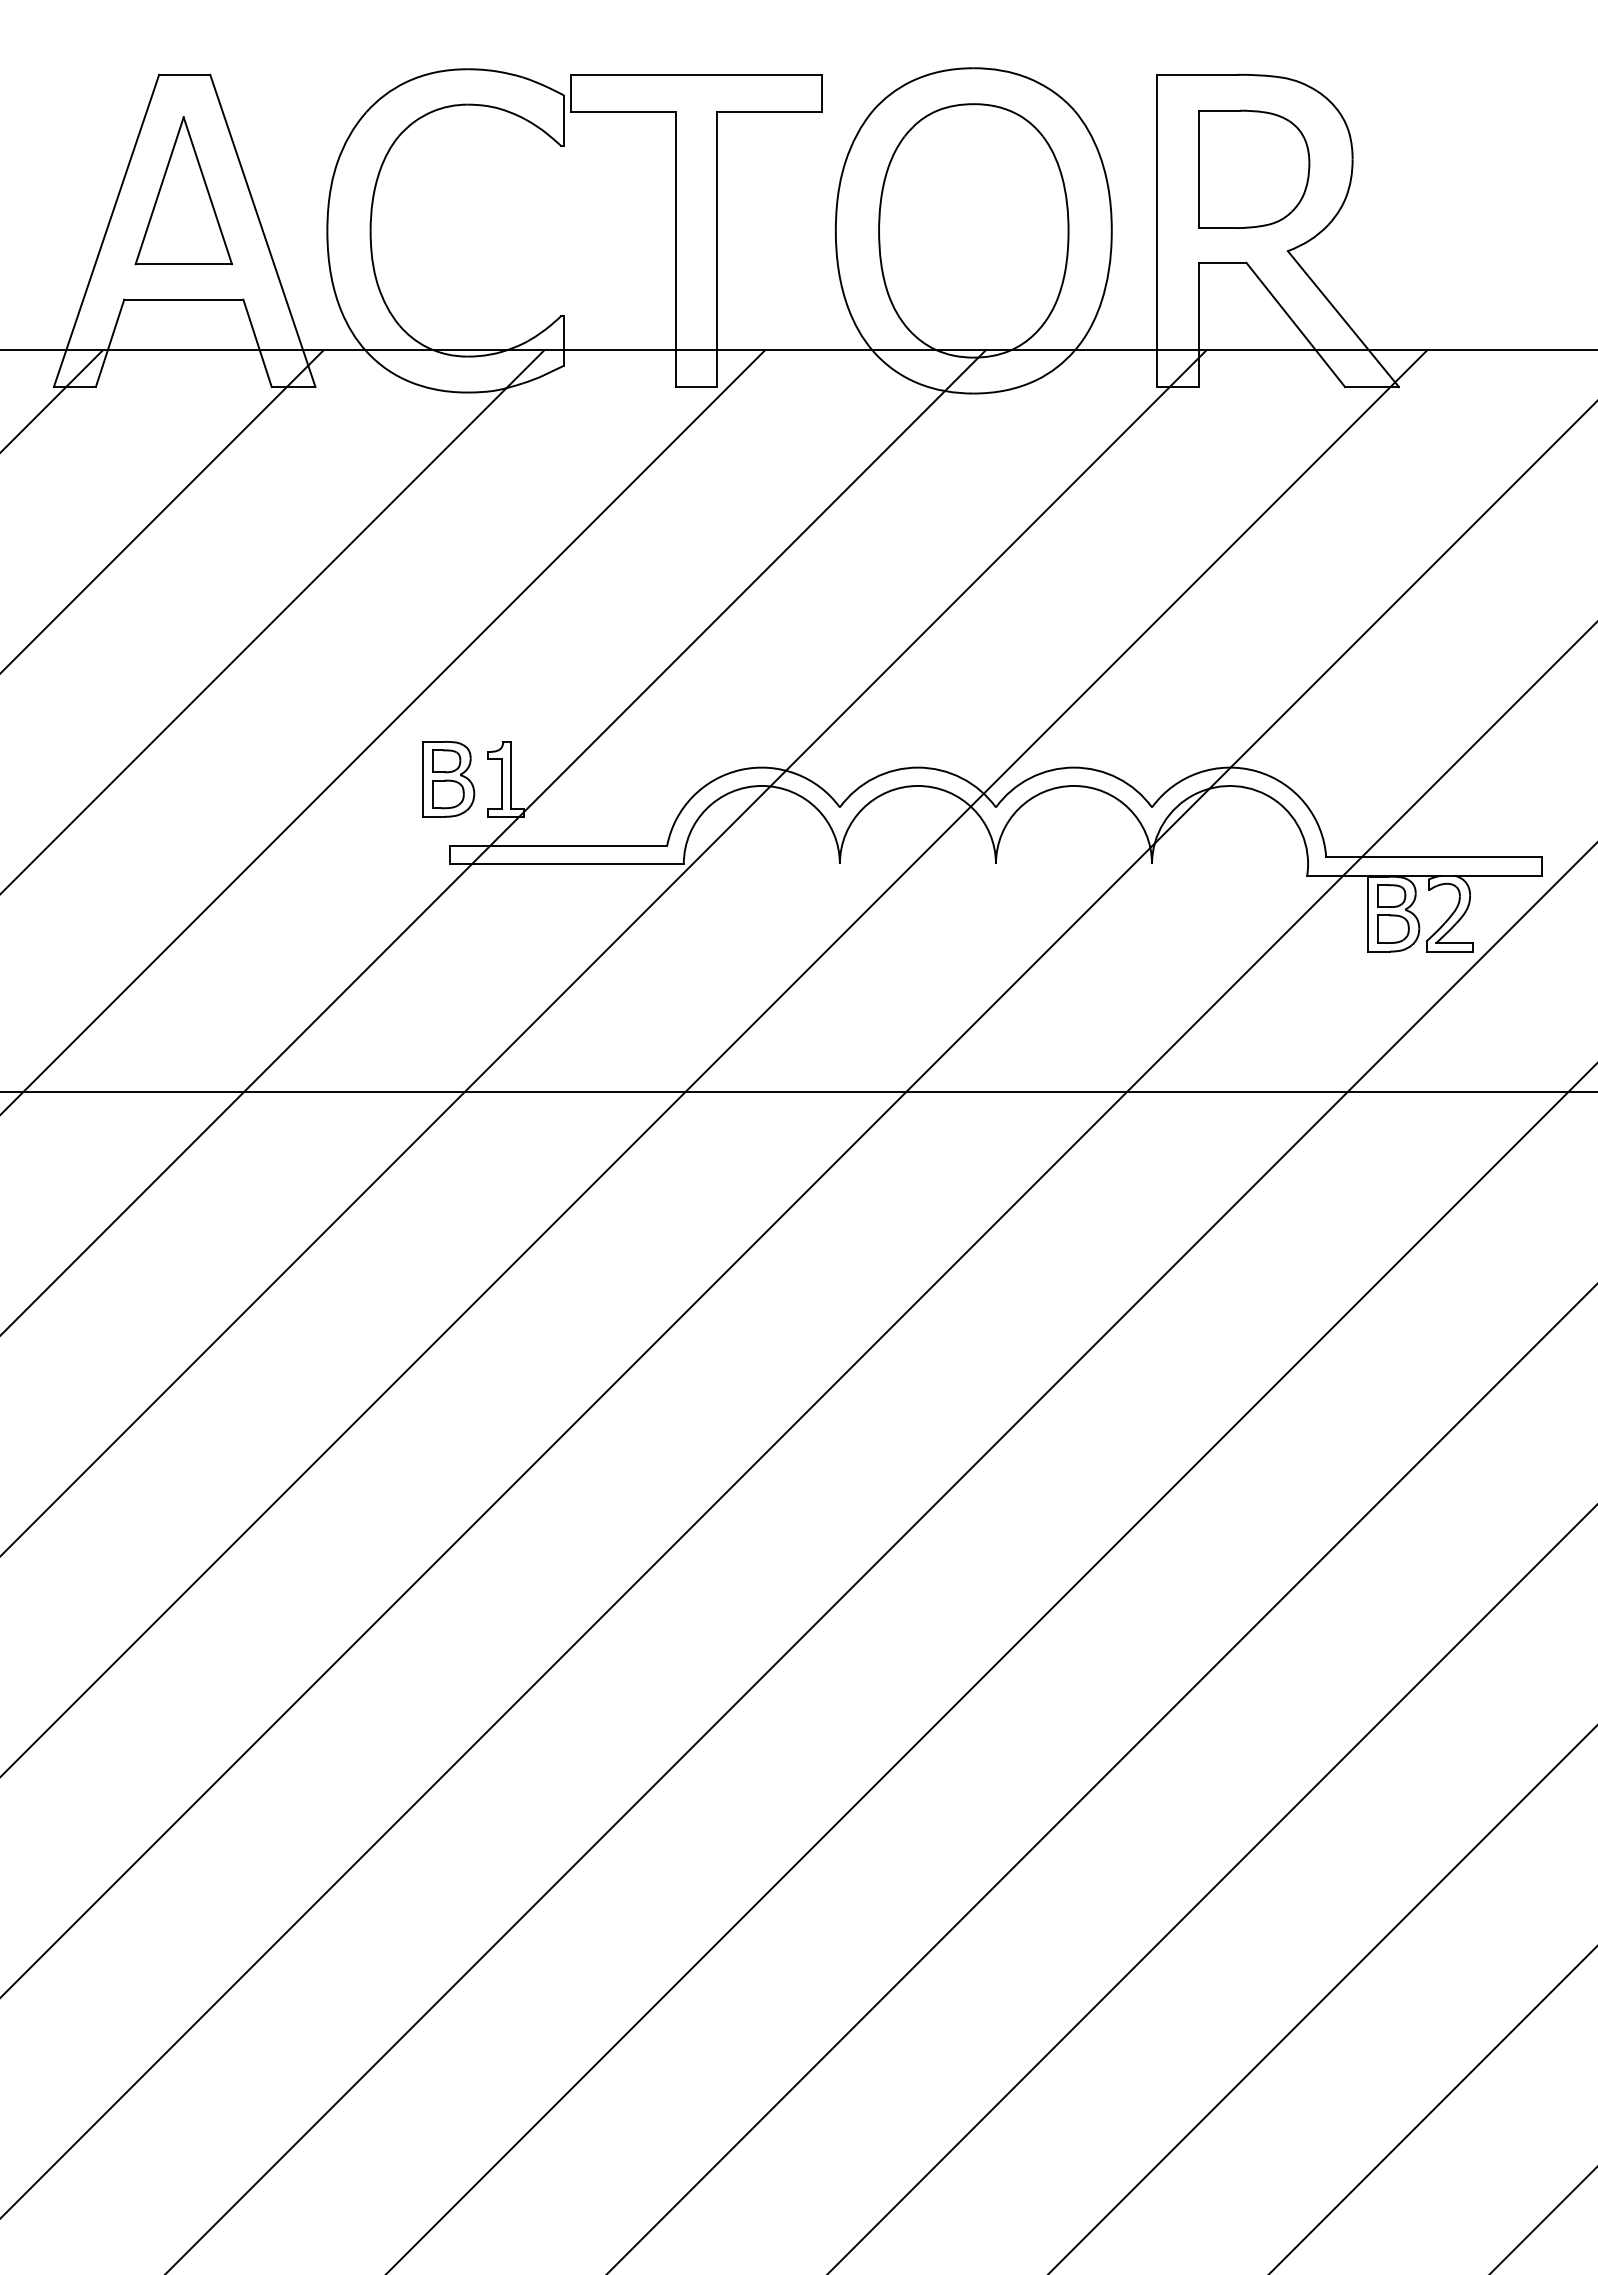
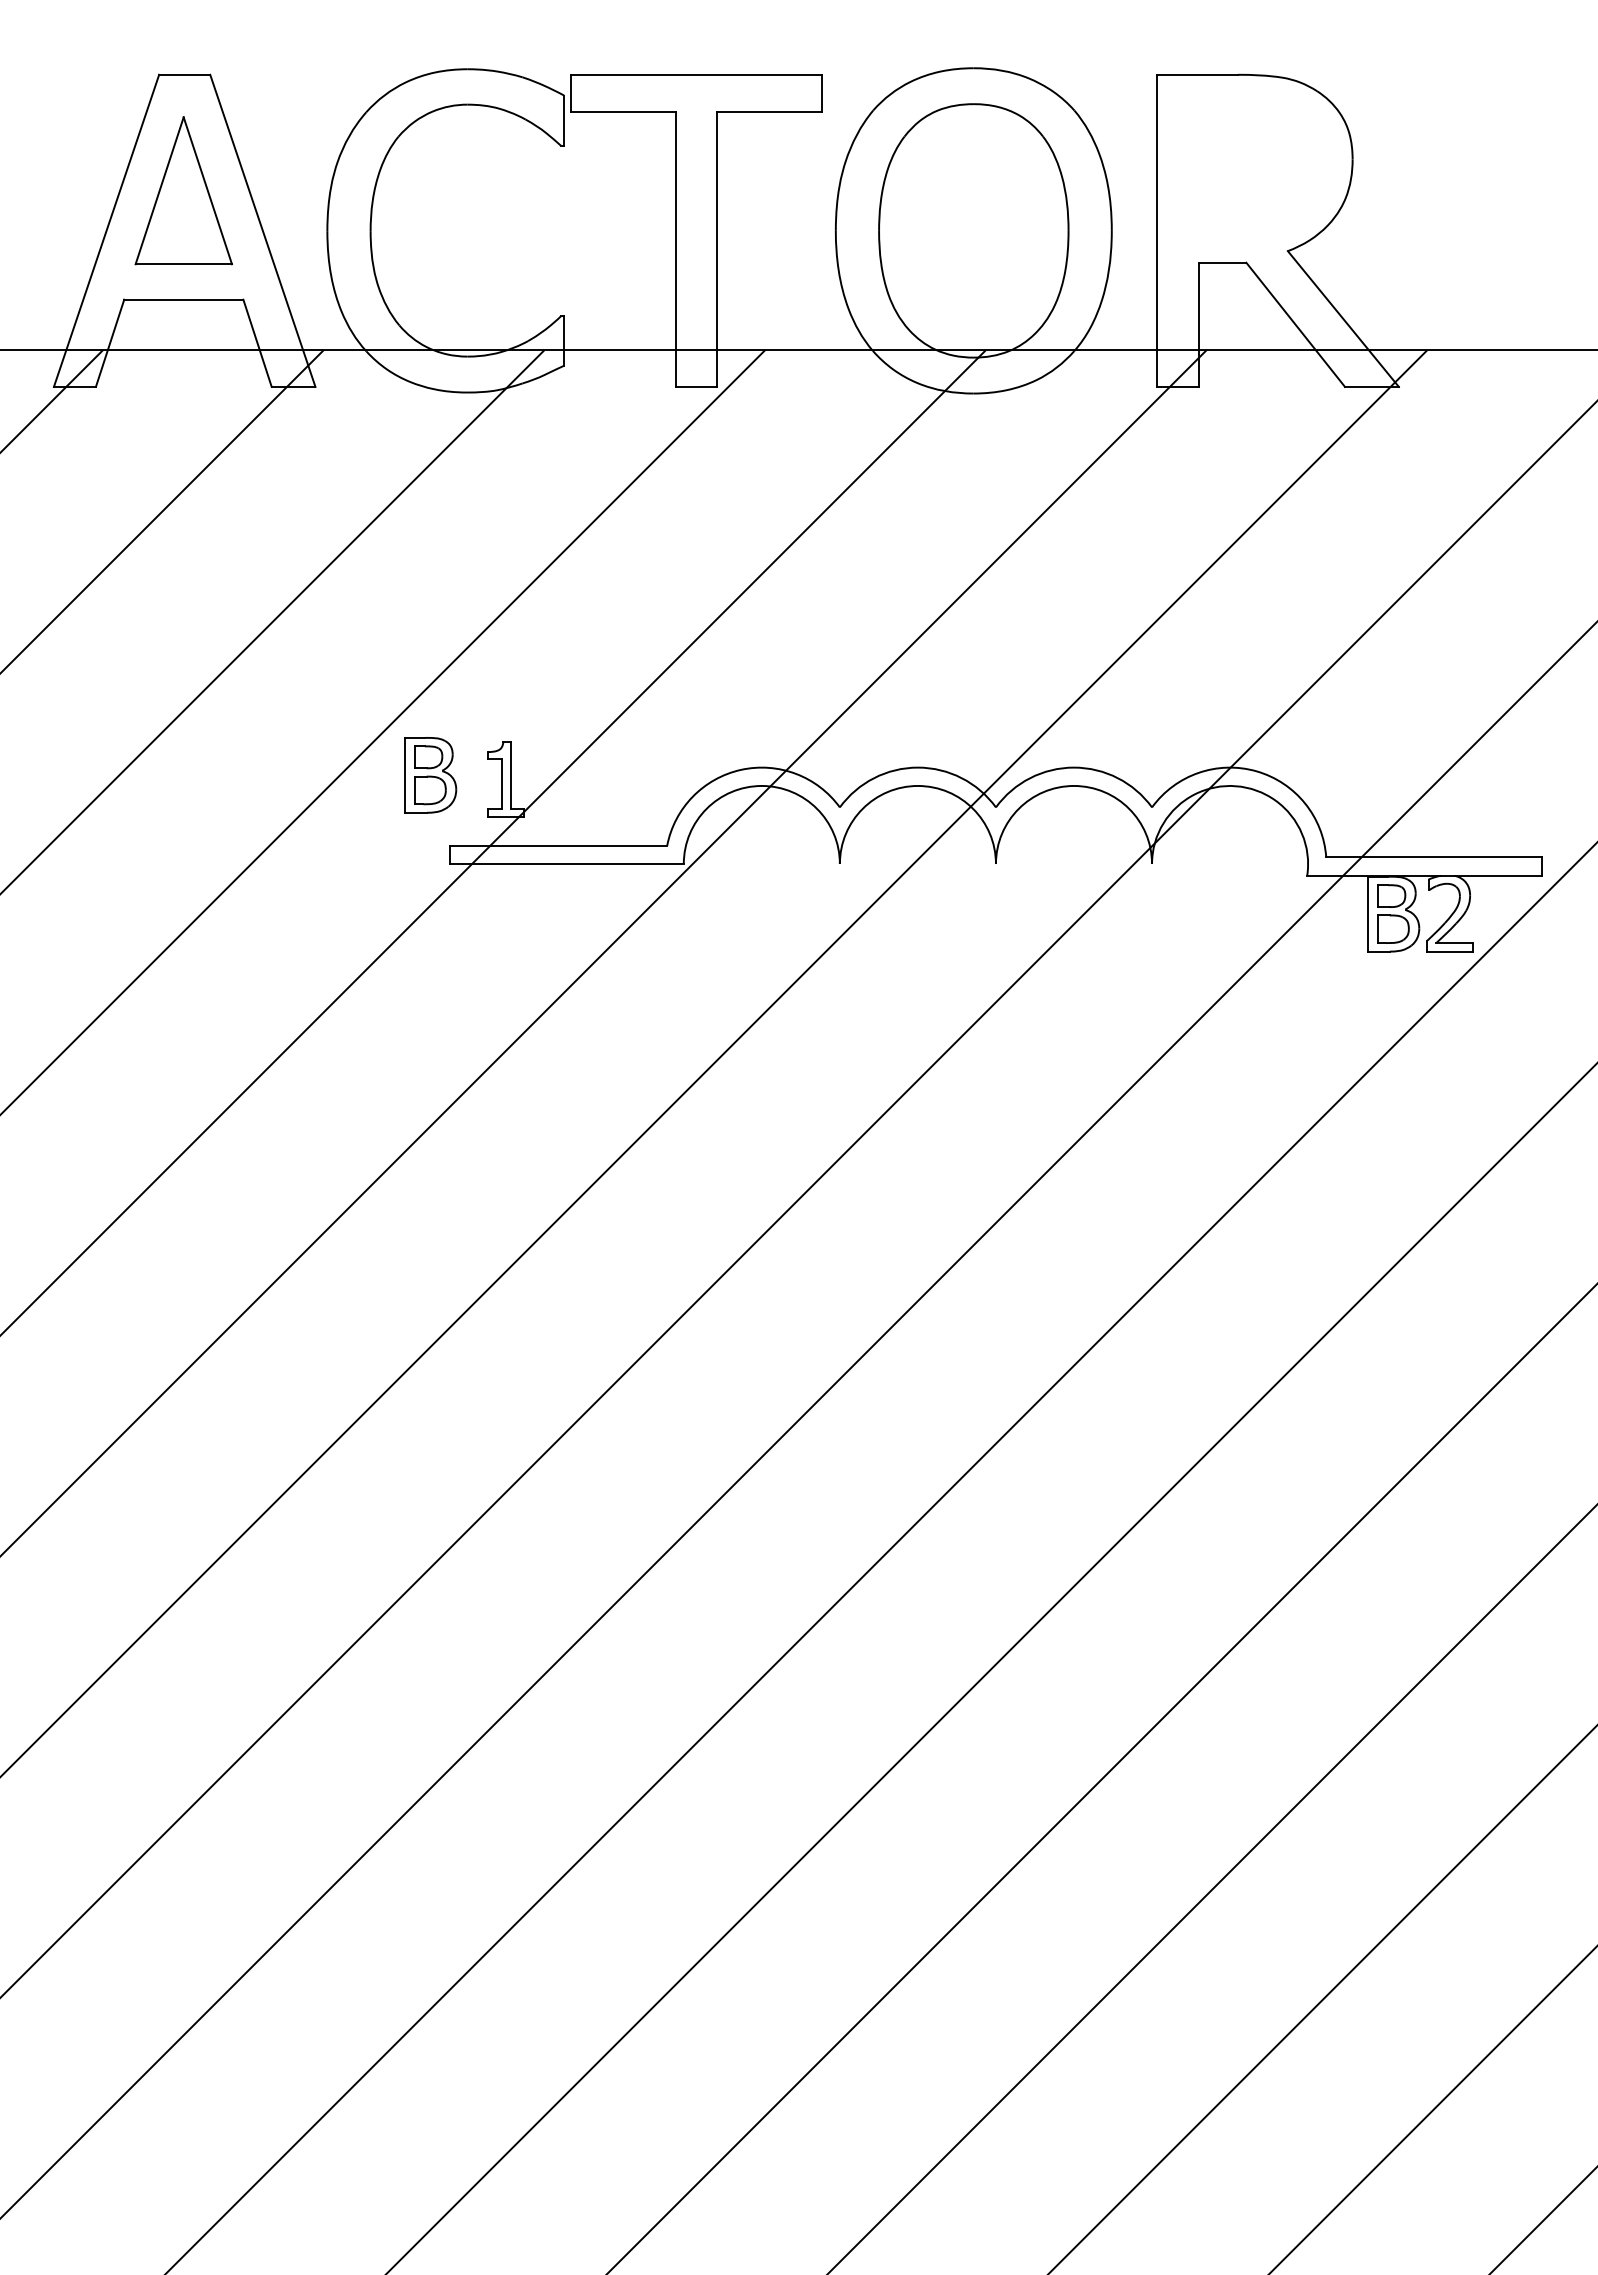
part: present -> none (1254, 168)
part position: (448, 779) -> (430, 775) (430, 775)
line: present -> none (798, 1091)
